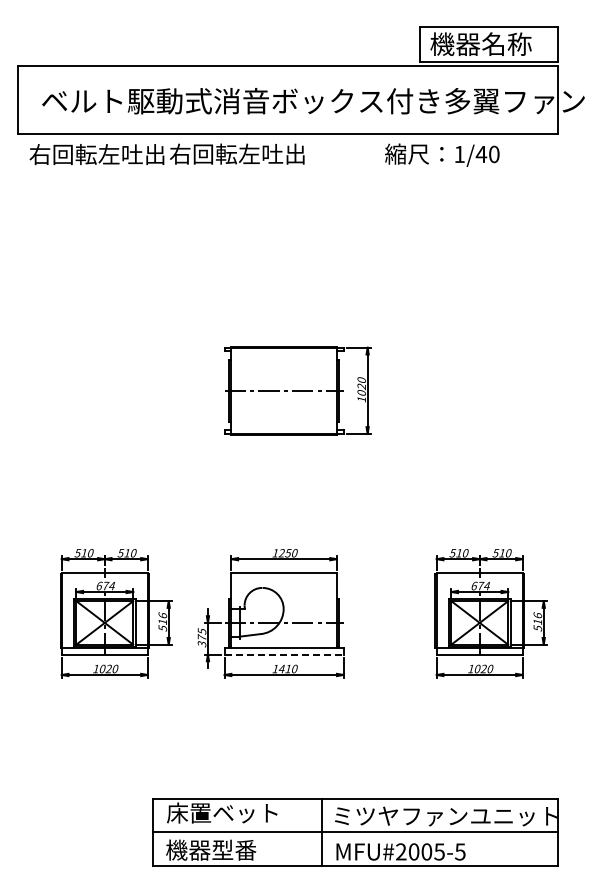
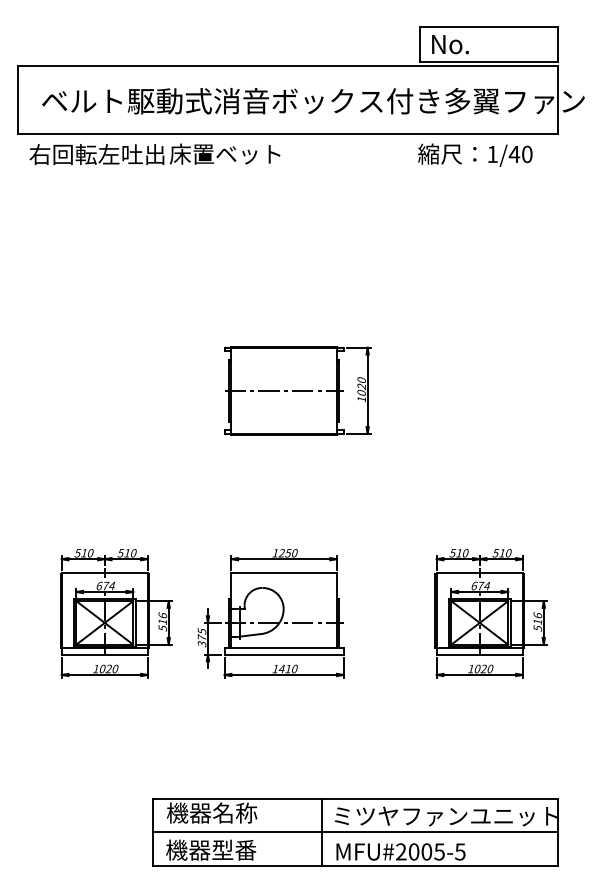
text: 機器名称 -> No. (480, 44)
text: 右回転左吐出 -> 床置ベット (236, 153)
text position: (442, 154) -> (475, 154) (475, 154)
line: dashed -> solid (284, 654)
text: 床置ベット -> 機器名称 (221, 812)
